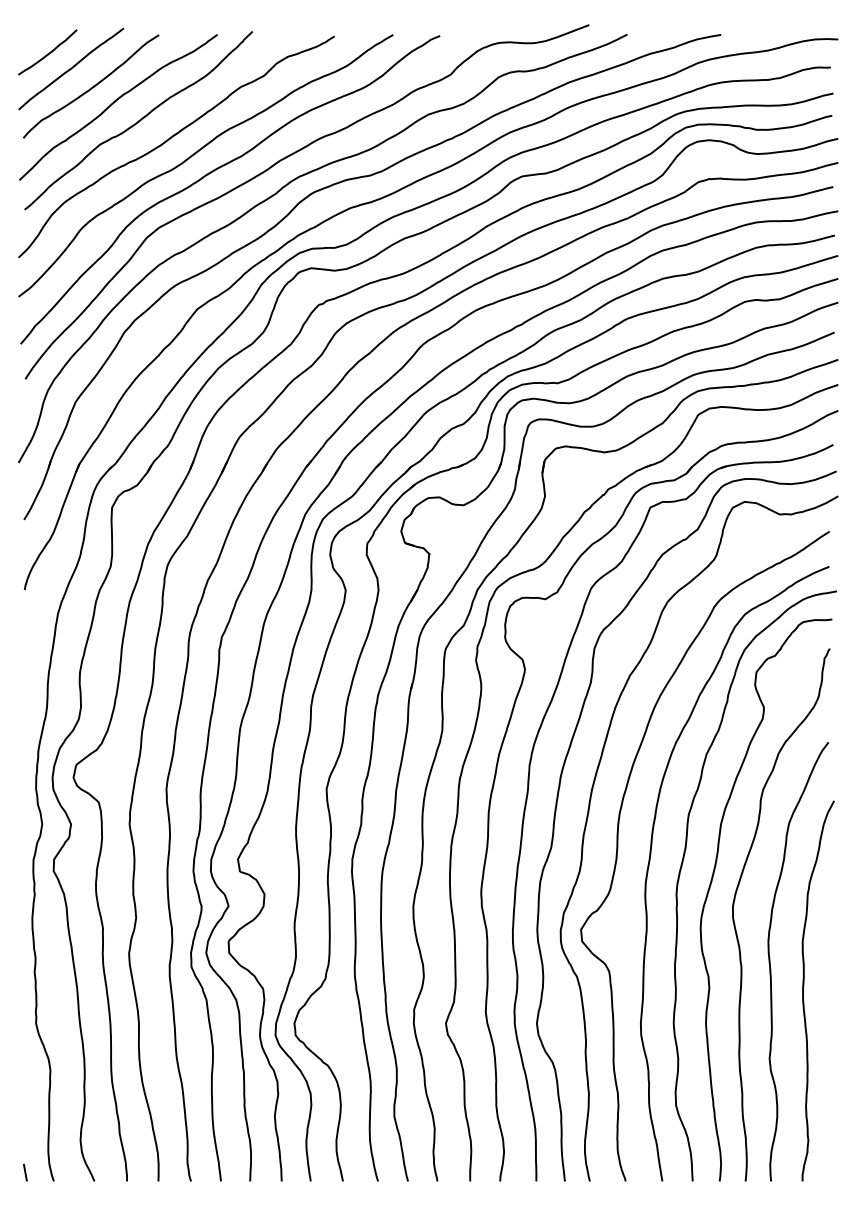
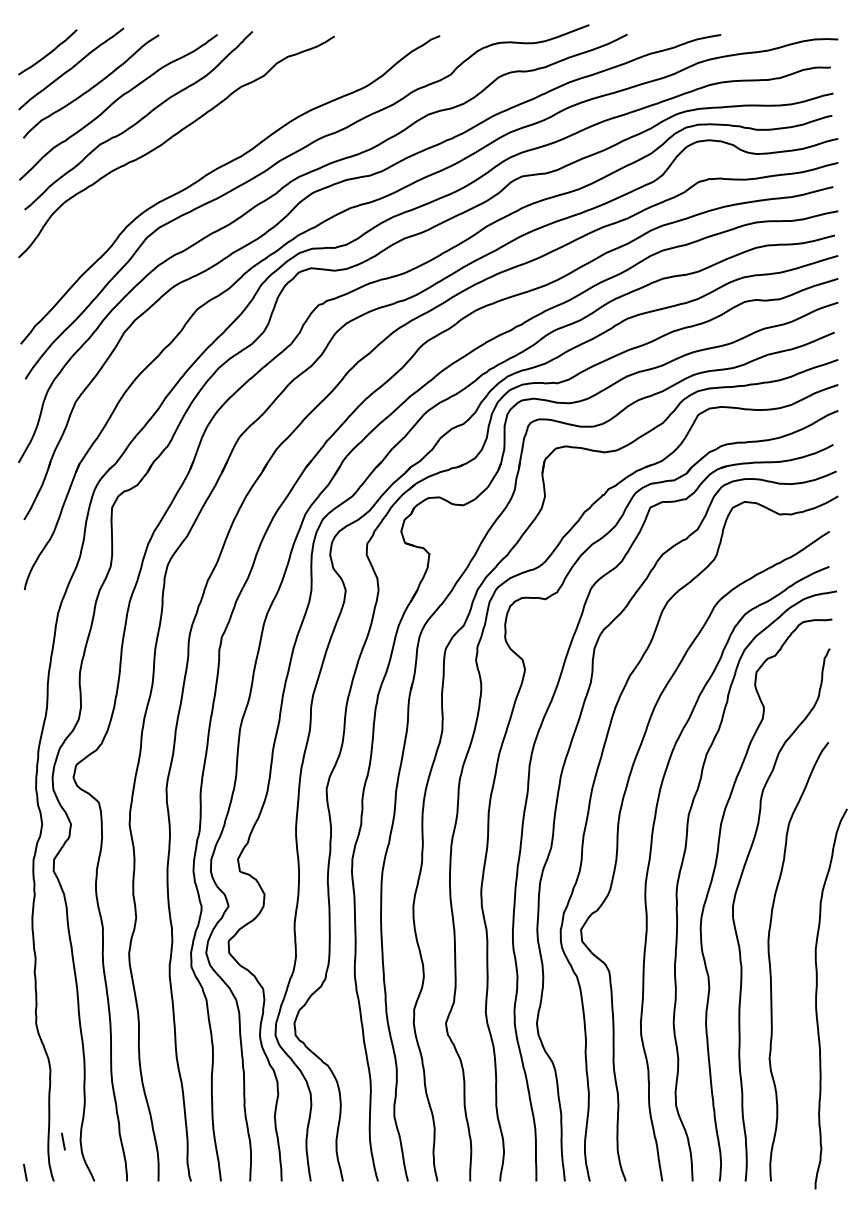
curve: present -> none (198, 152)
curve position: (804, 986) -> (817, 994) (817, 994)
line: none -> present (63, 1141)
